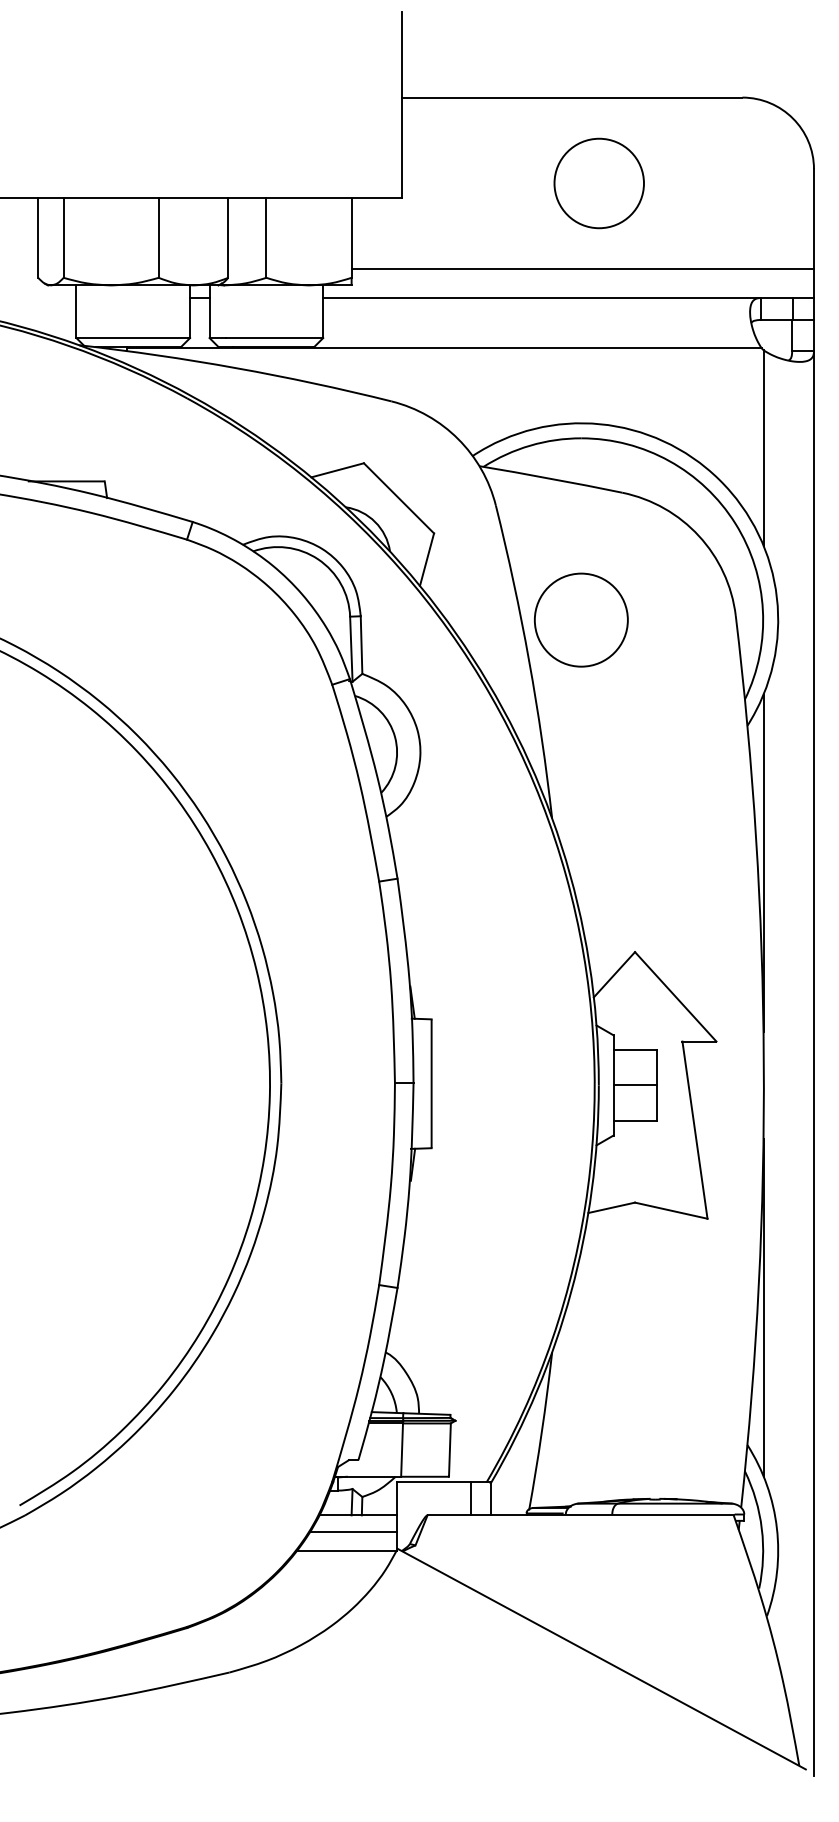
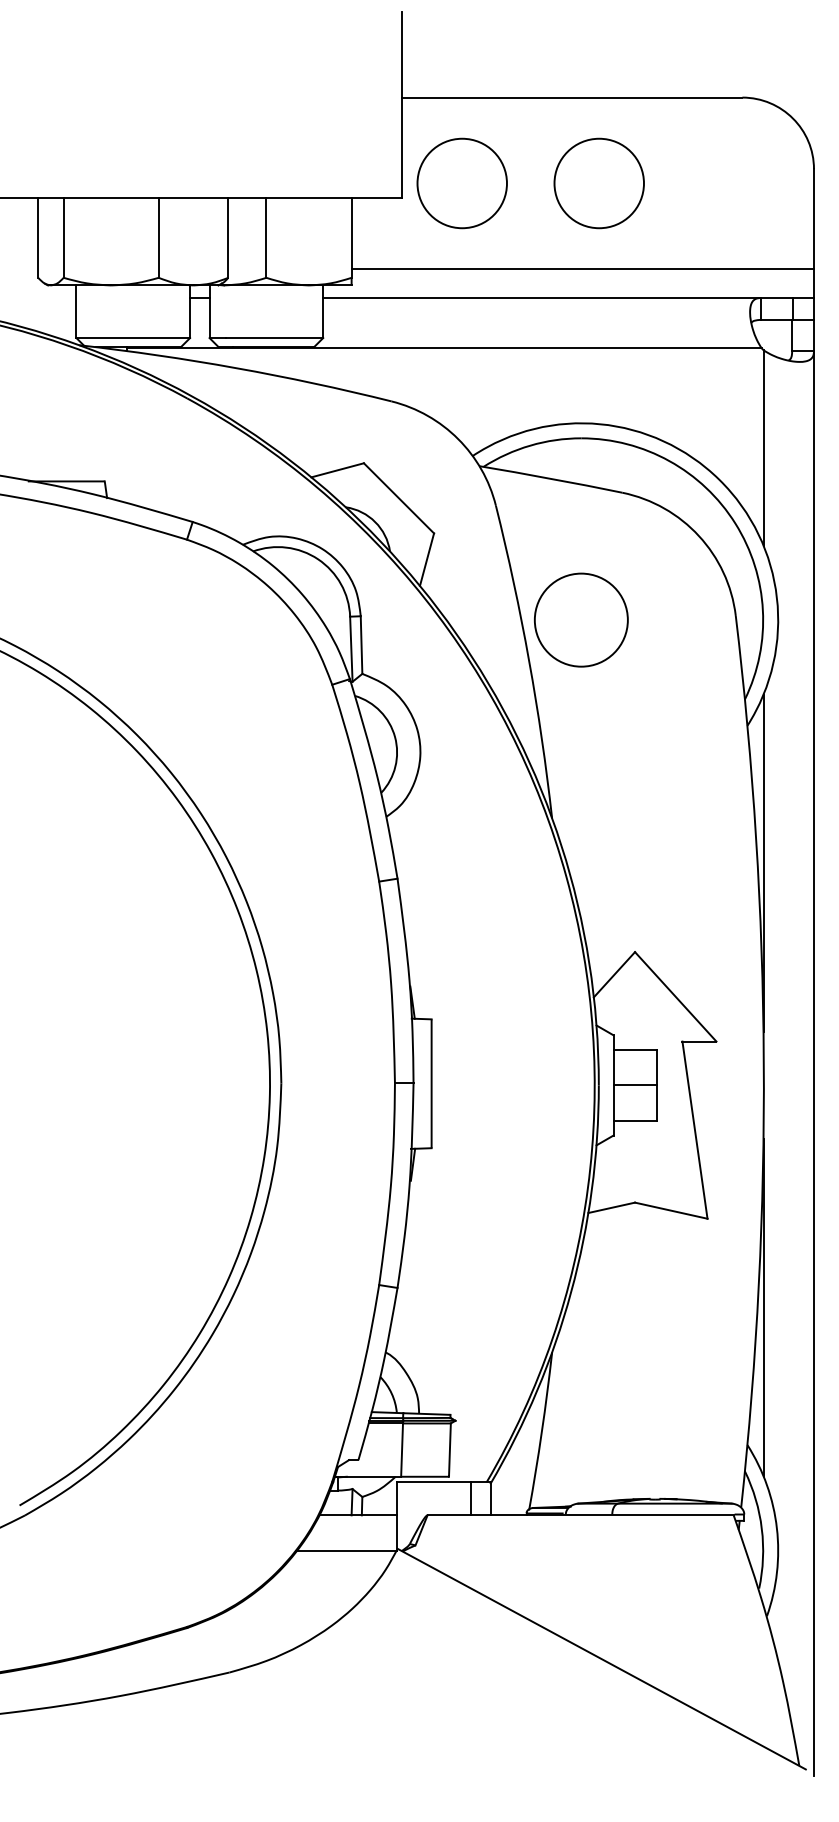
circle: none -> present (461, 183)
line: present -> none (352, 1531)
